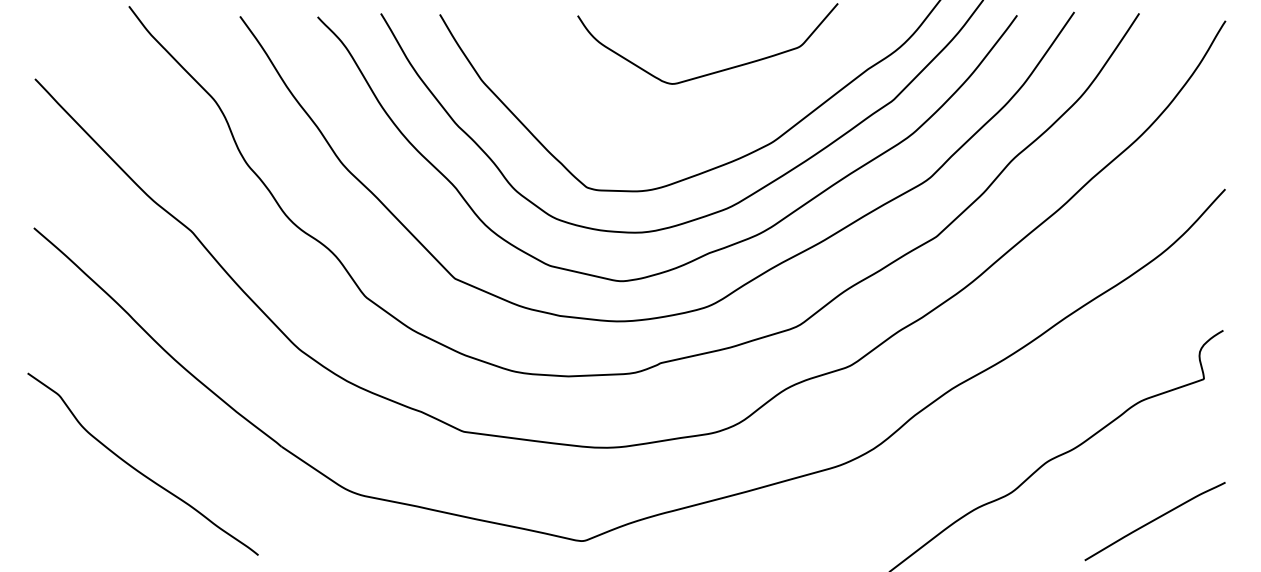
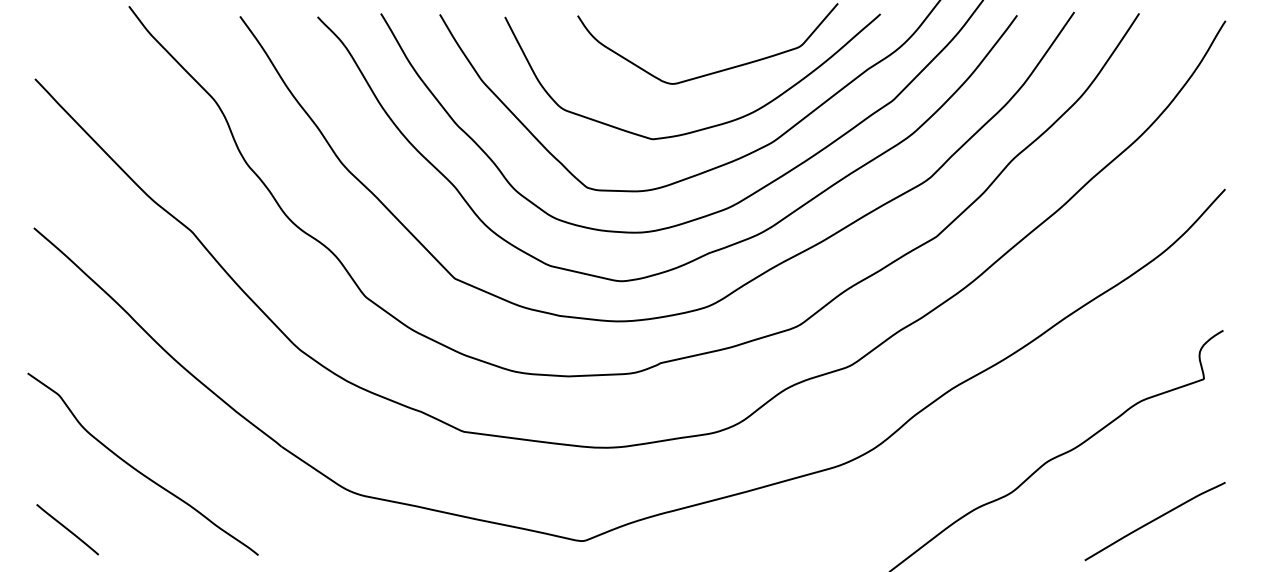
curve: none -> present (708, 126)
line: none -> present (67, 529)
